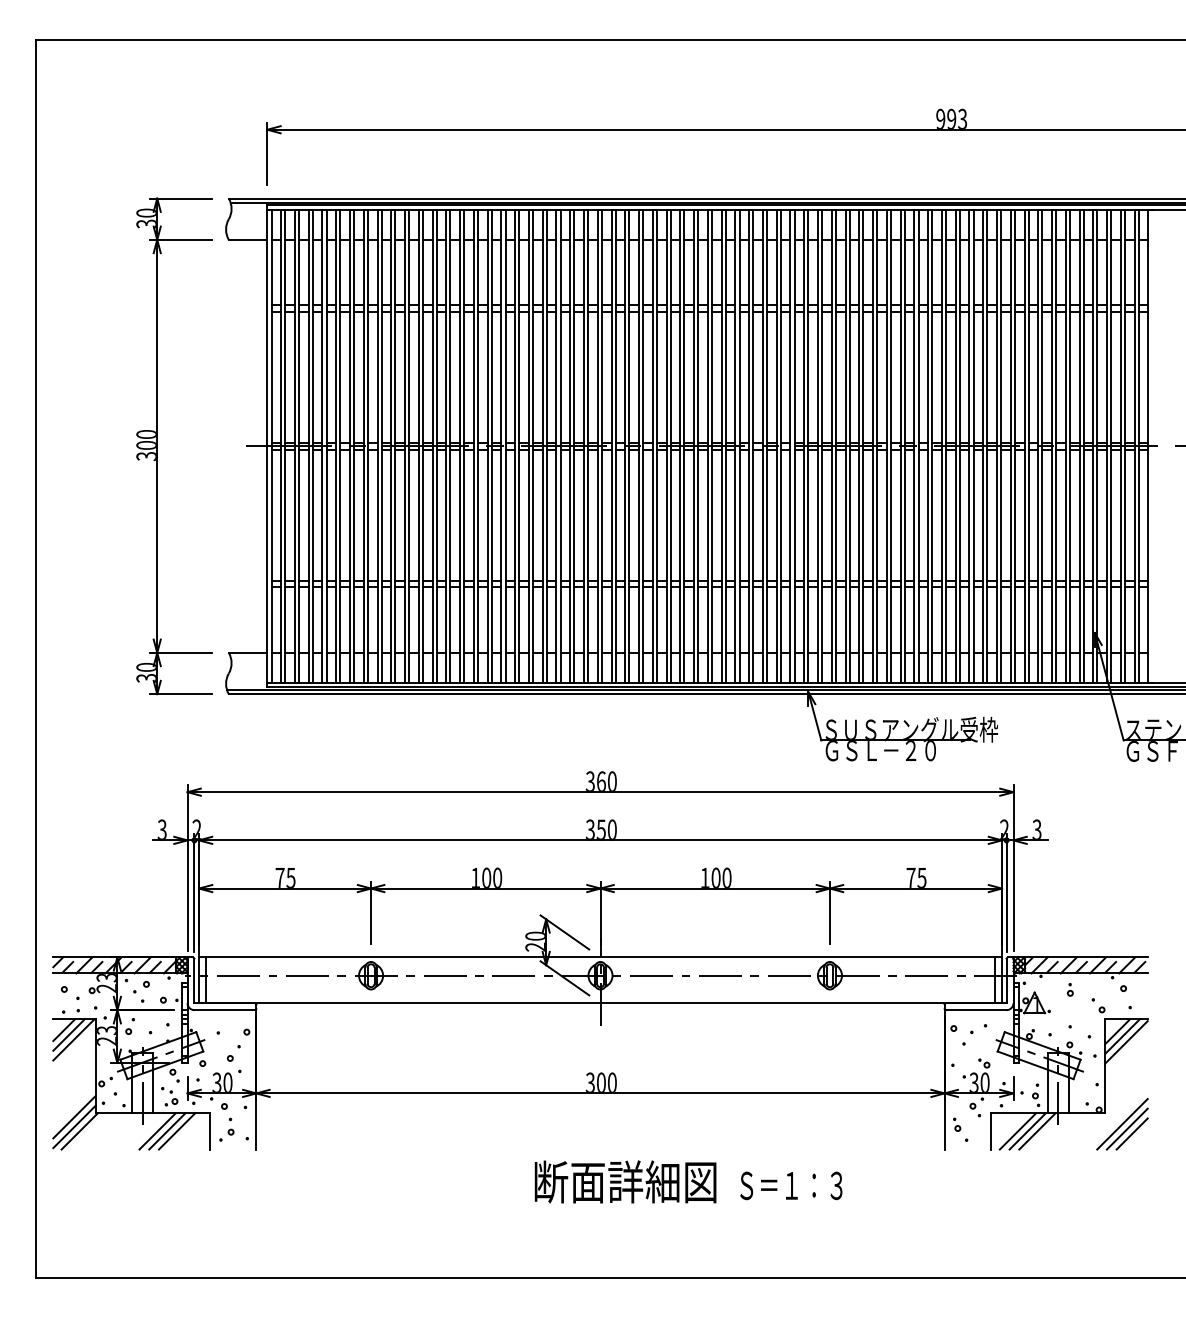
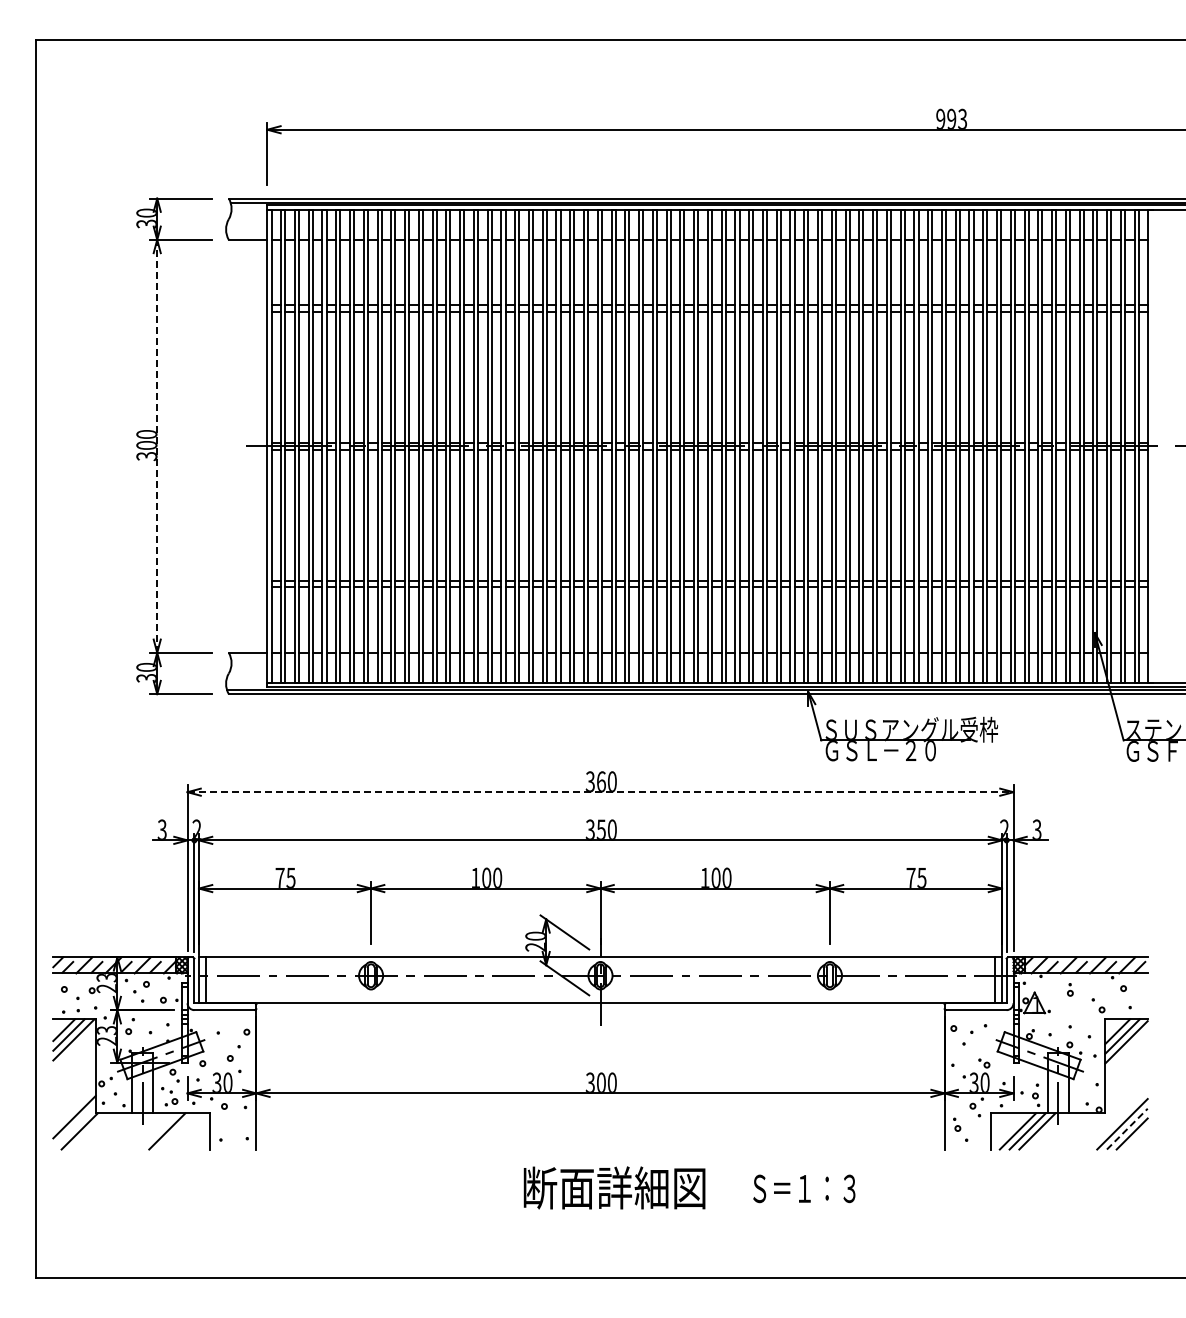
line: solid -> dashed (157, 445)
line: solid -> dashed (600, 792)
line: present -> none (74, 1126)
part: present -> none (230, 1126)
line: solid -> dashed (1127, 1129)
line: present -> none (157, 1131)
line: present -> none (176, 1131)
text position: (625, 1181) -> (614, 1187) (614, 1187)
text position: (791, 1185) -> (804, 1188) (804, 1188)
